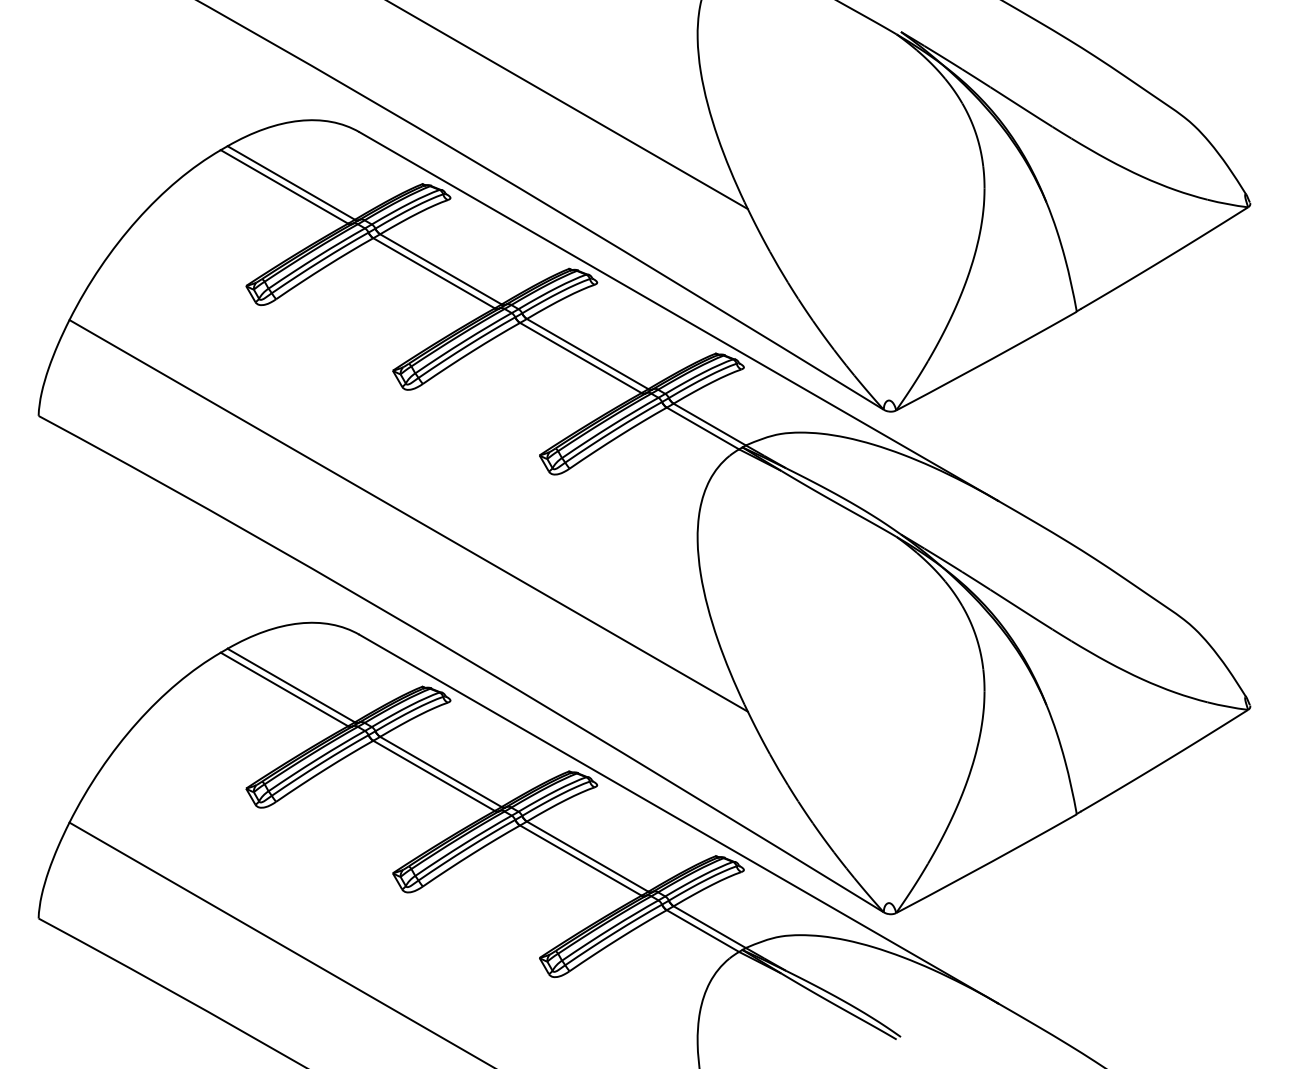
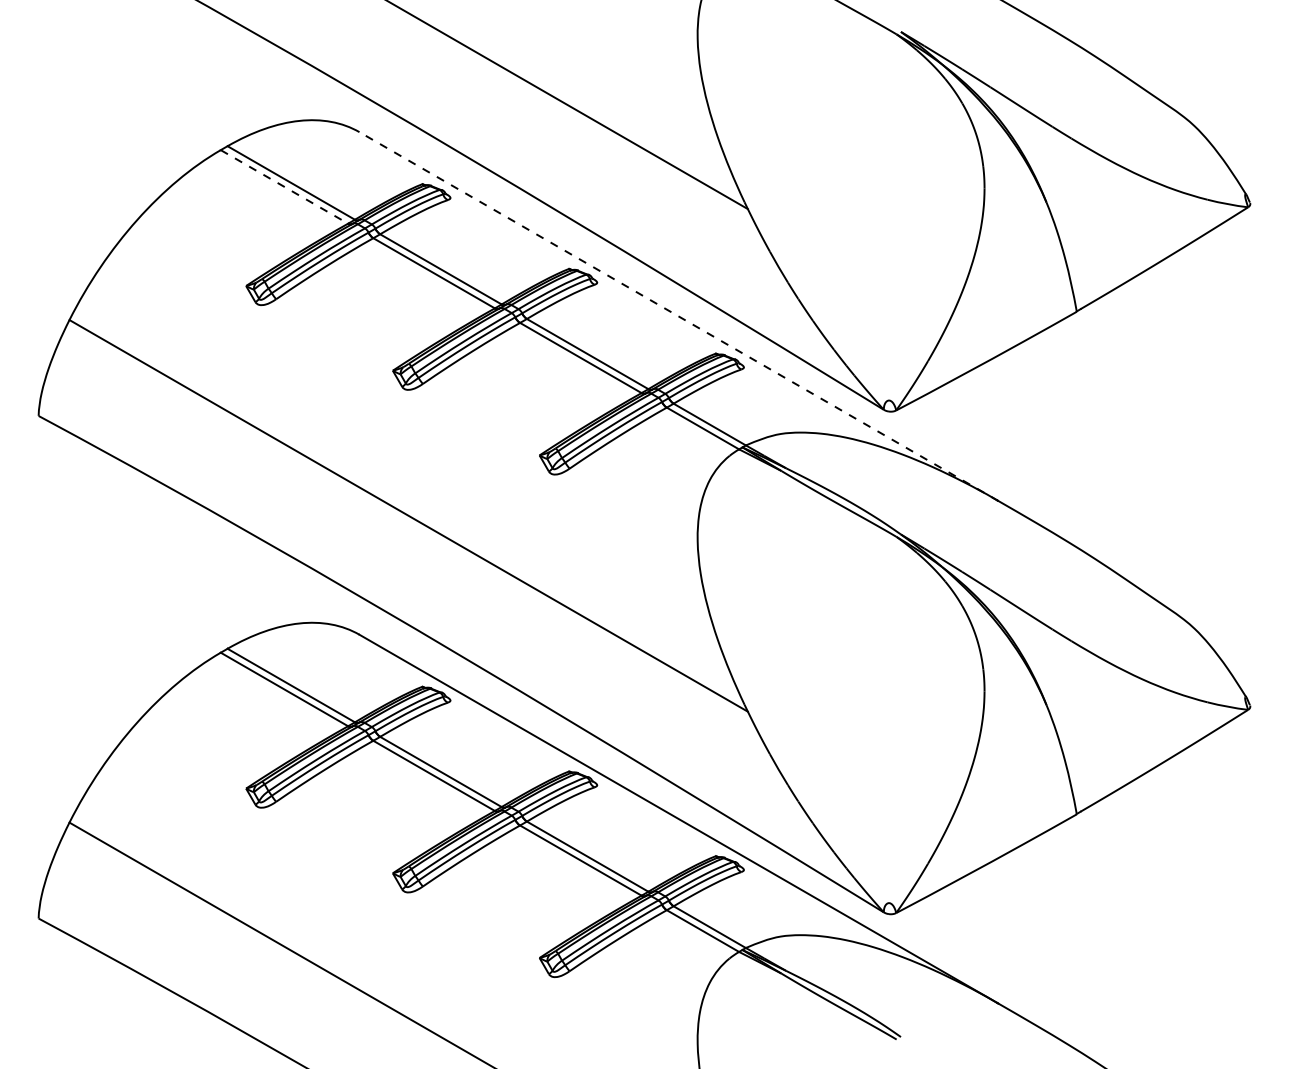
line: solid -> dashed (284, 186)
line: solid -> dashed (678, 316)
